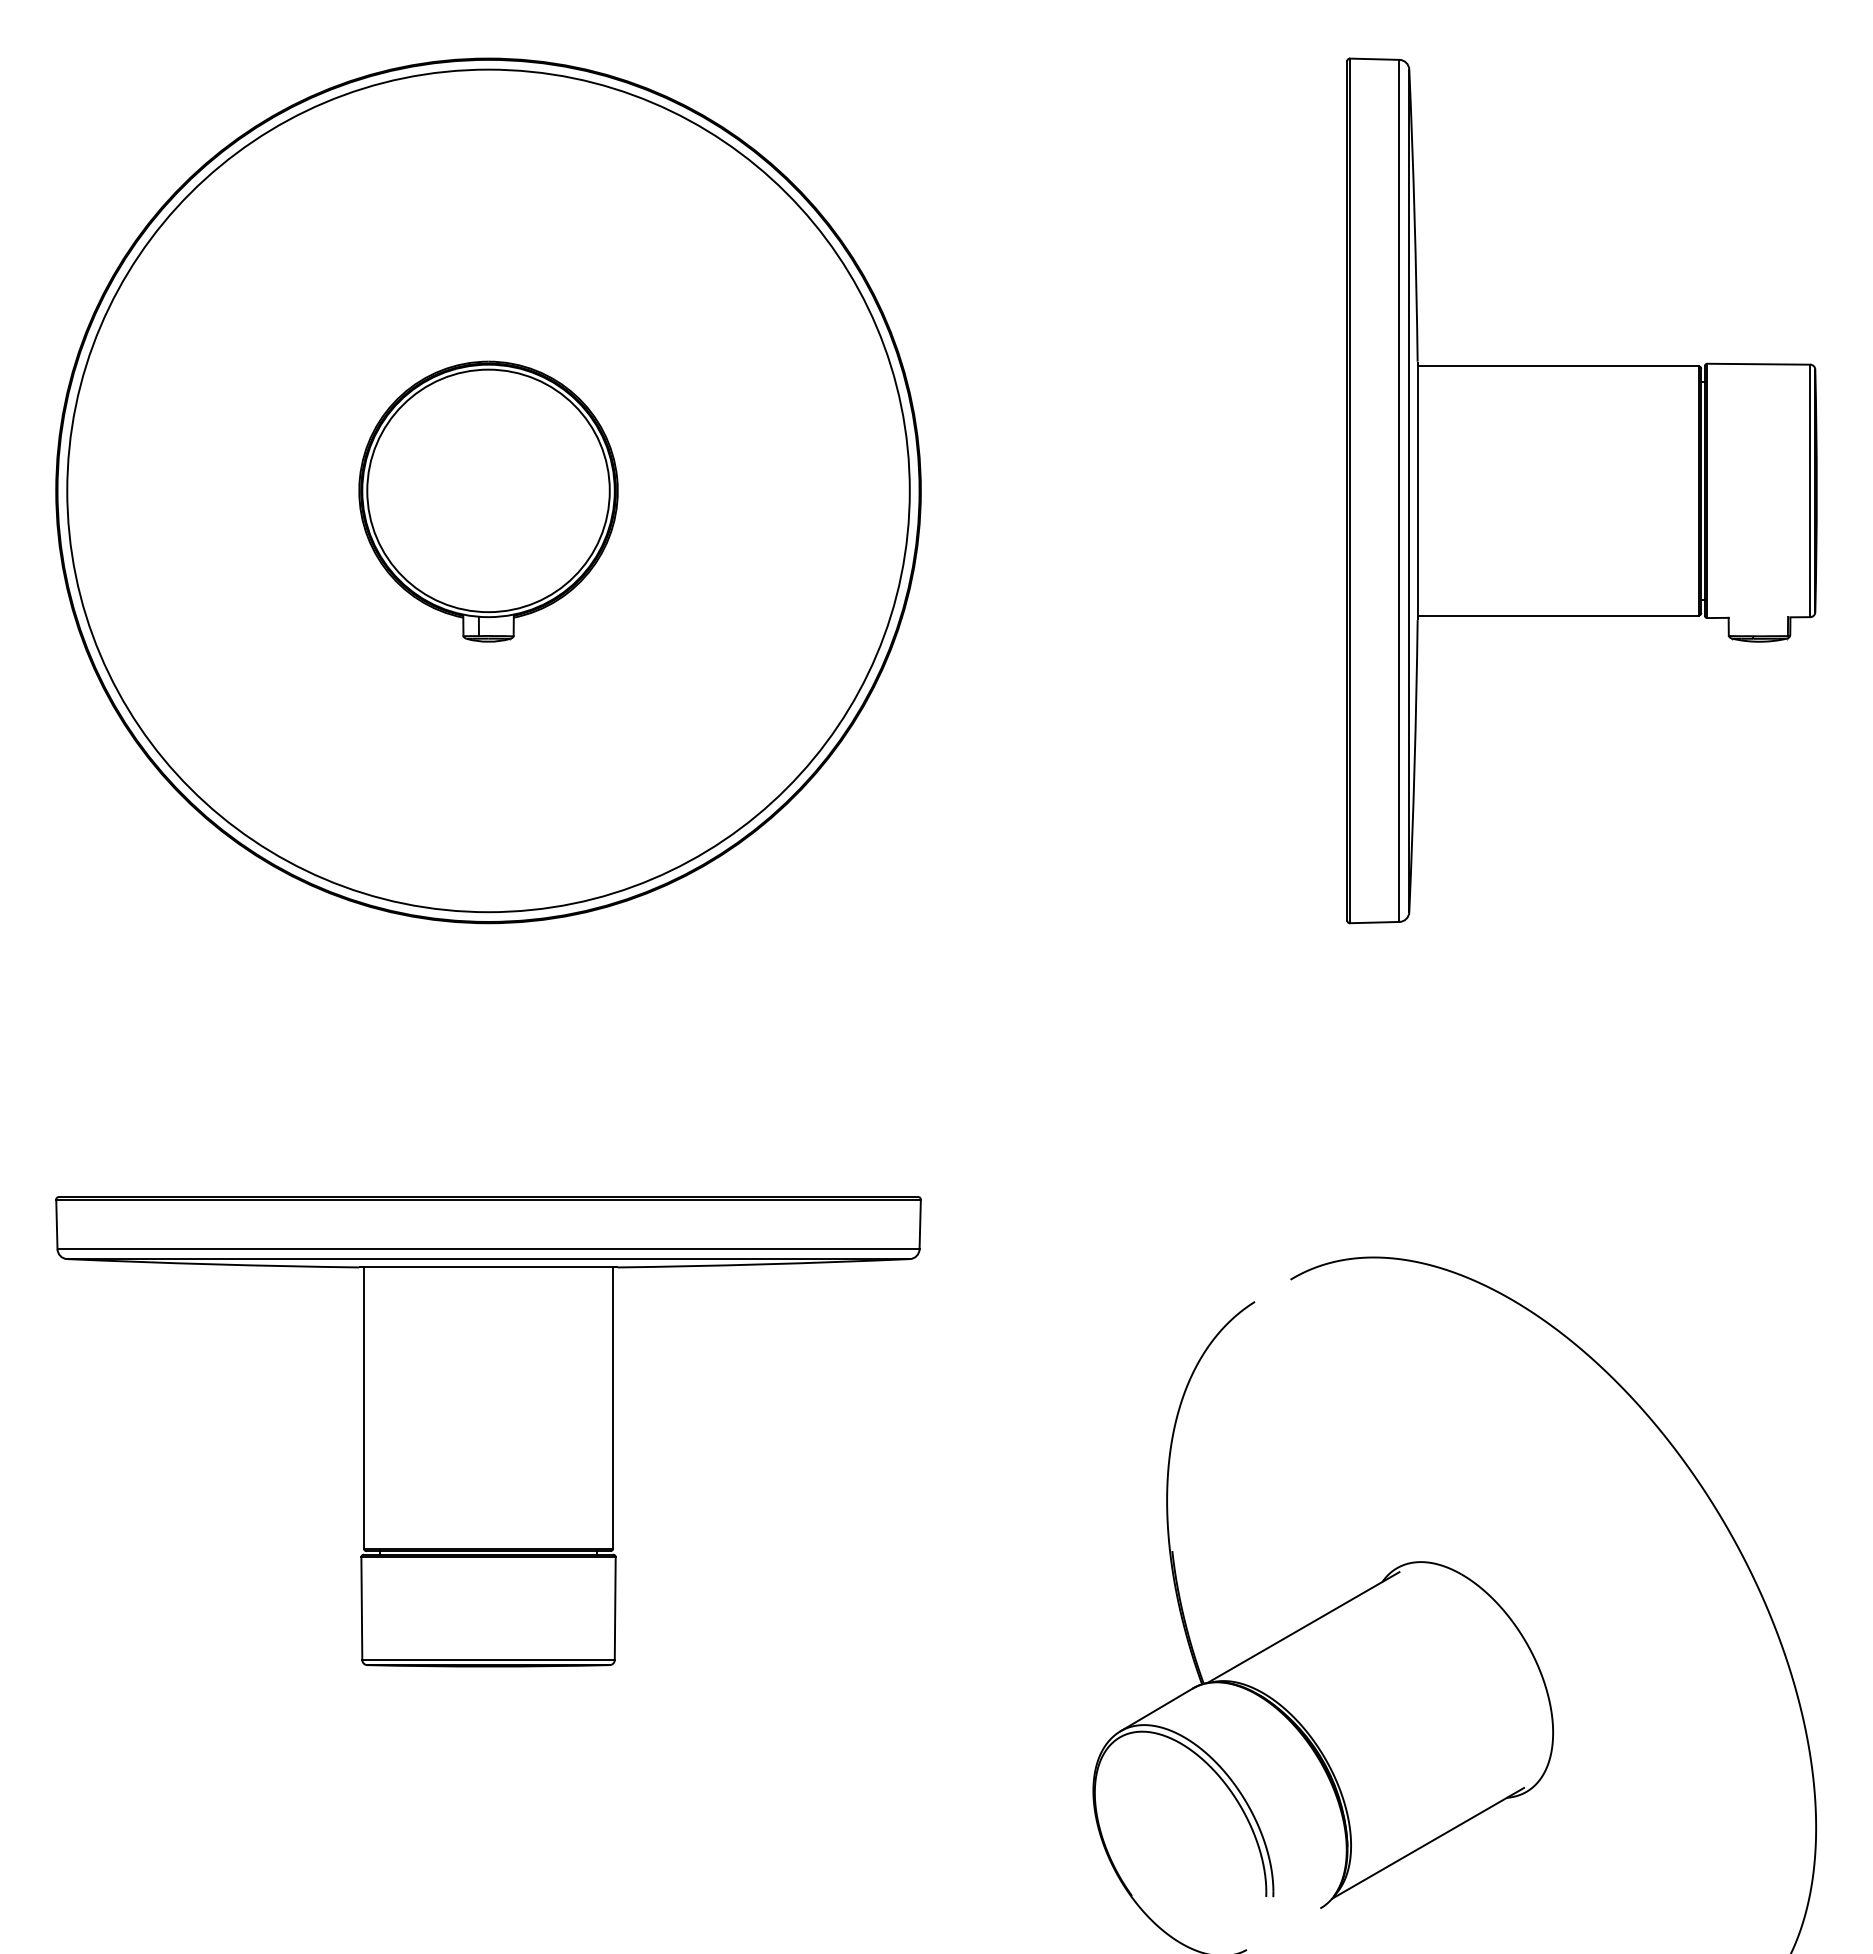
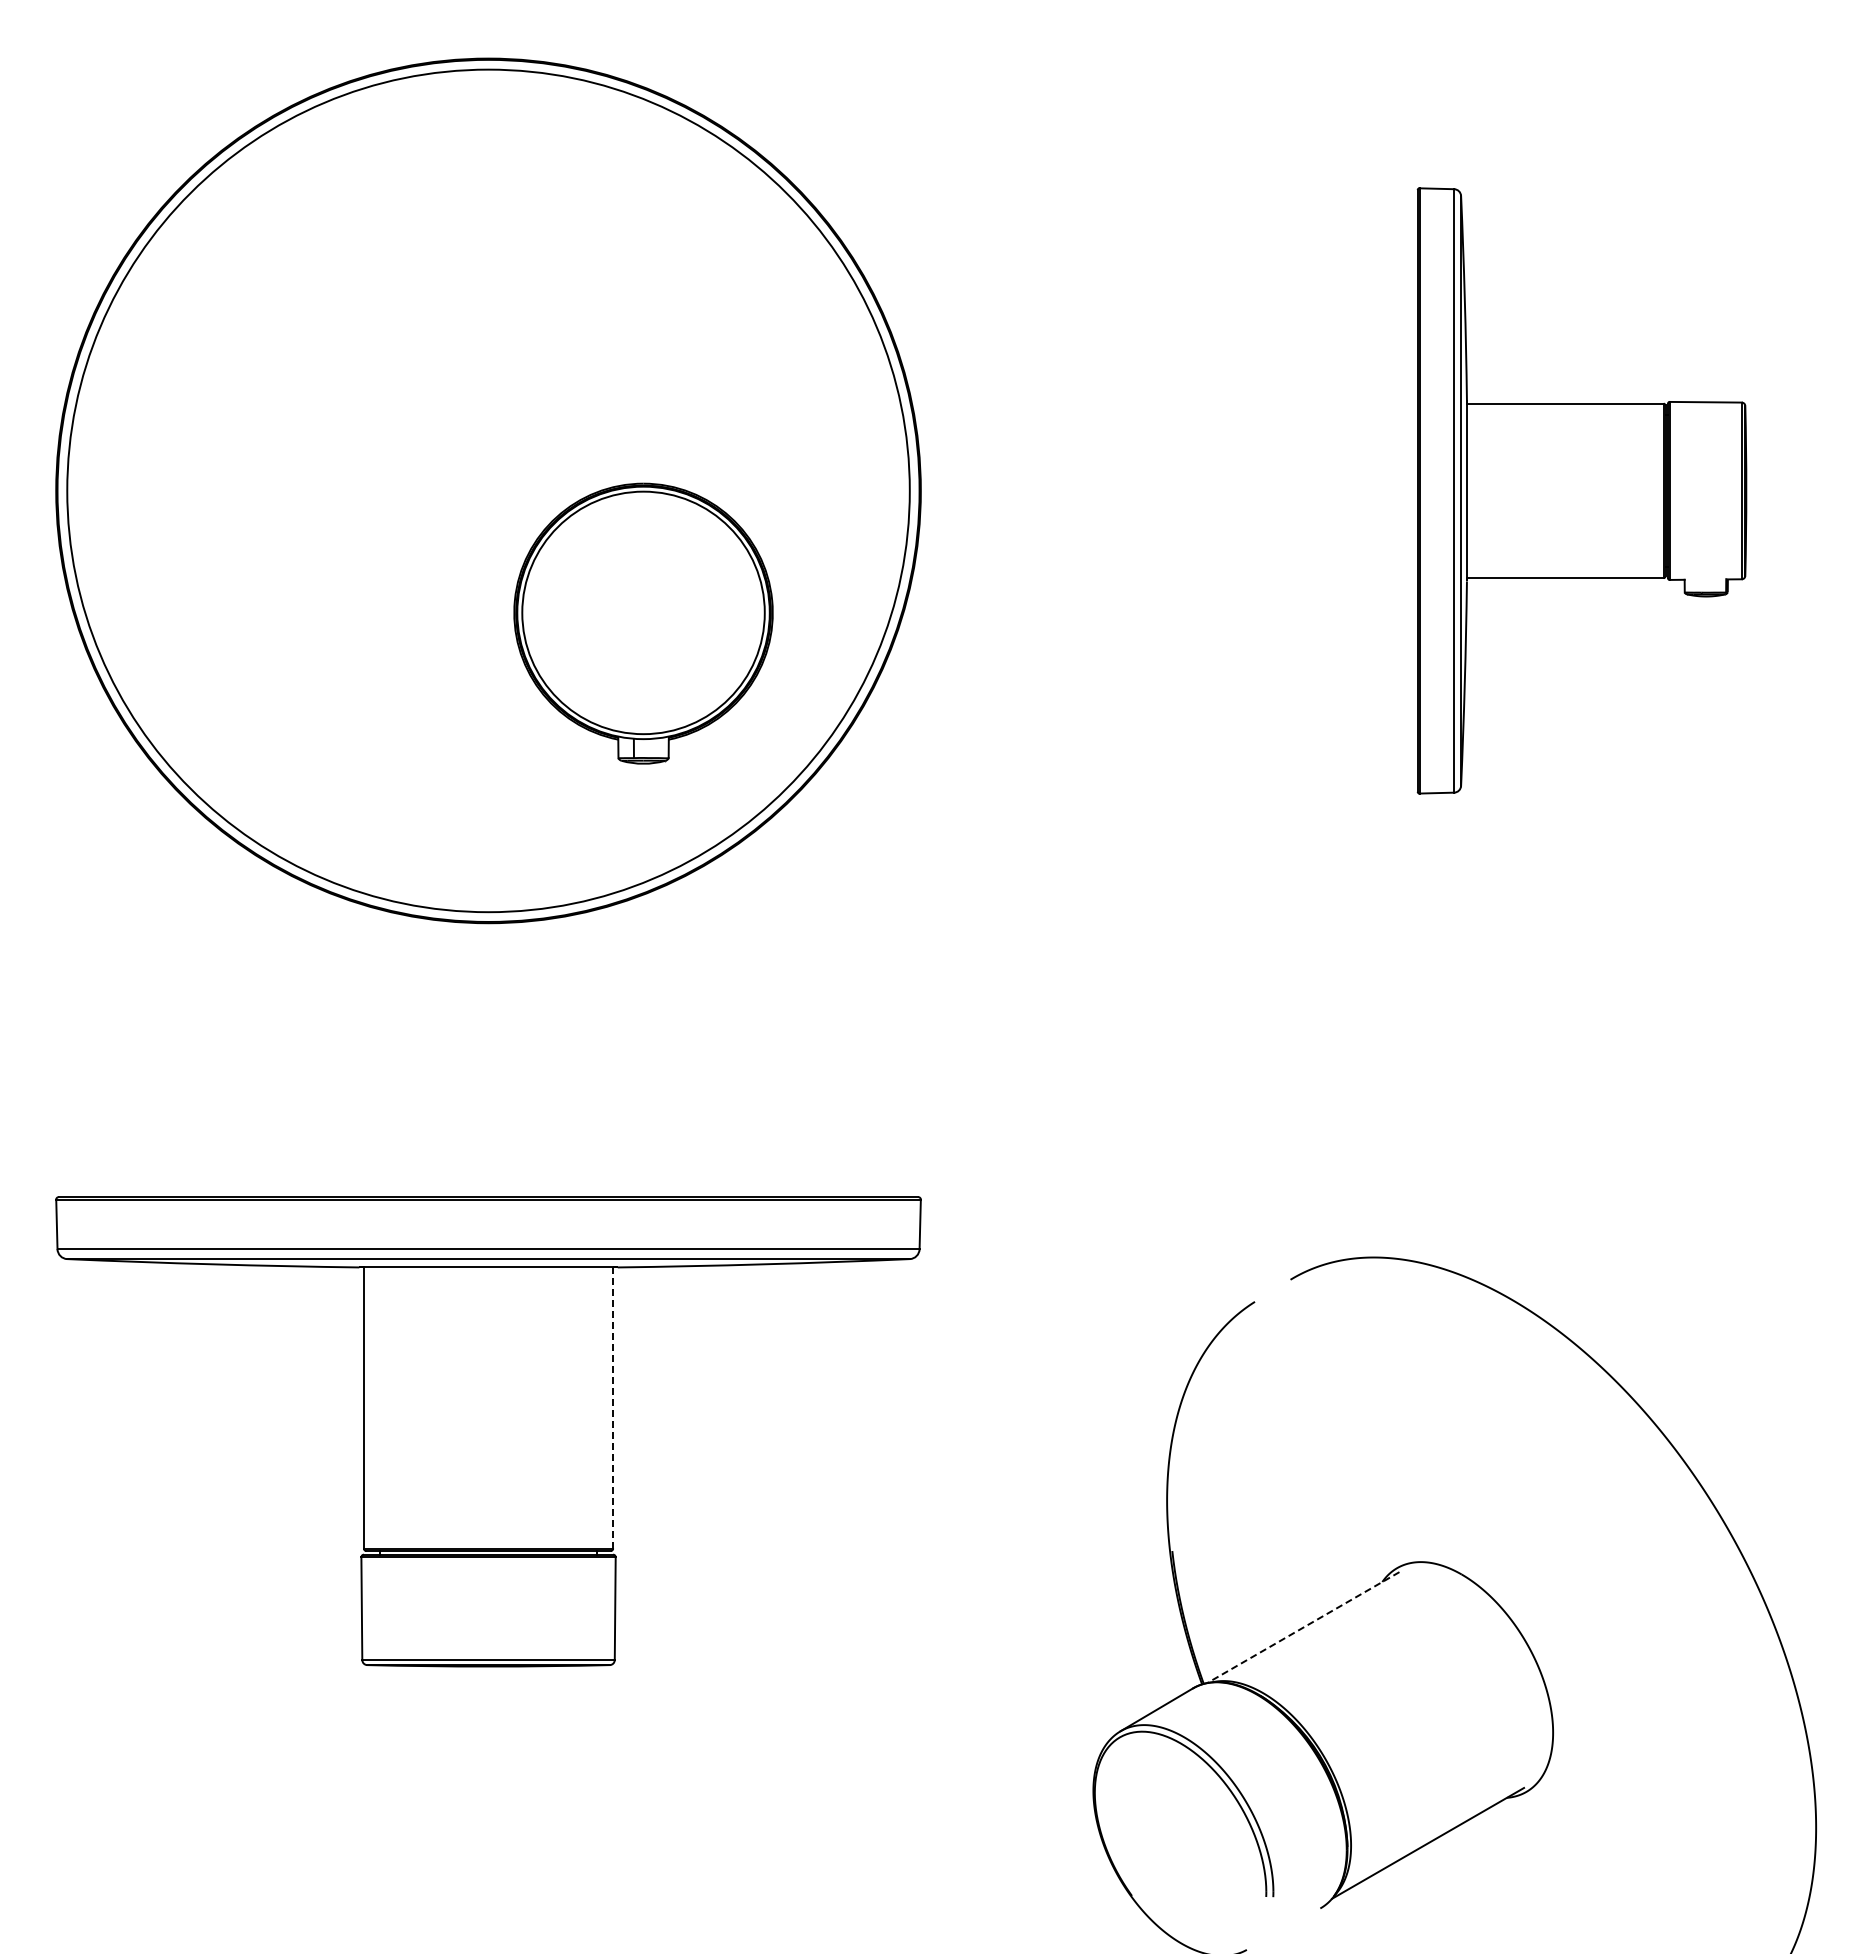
part size: 472x868 px -> 332x608 px (1581, 490)
part position: (488, 501) -> (643, 623) (643, 623)
line: solid -> dashed (613, 1408)
line: solid -> dashed (1303, 1627)
